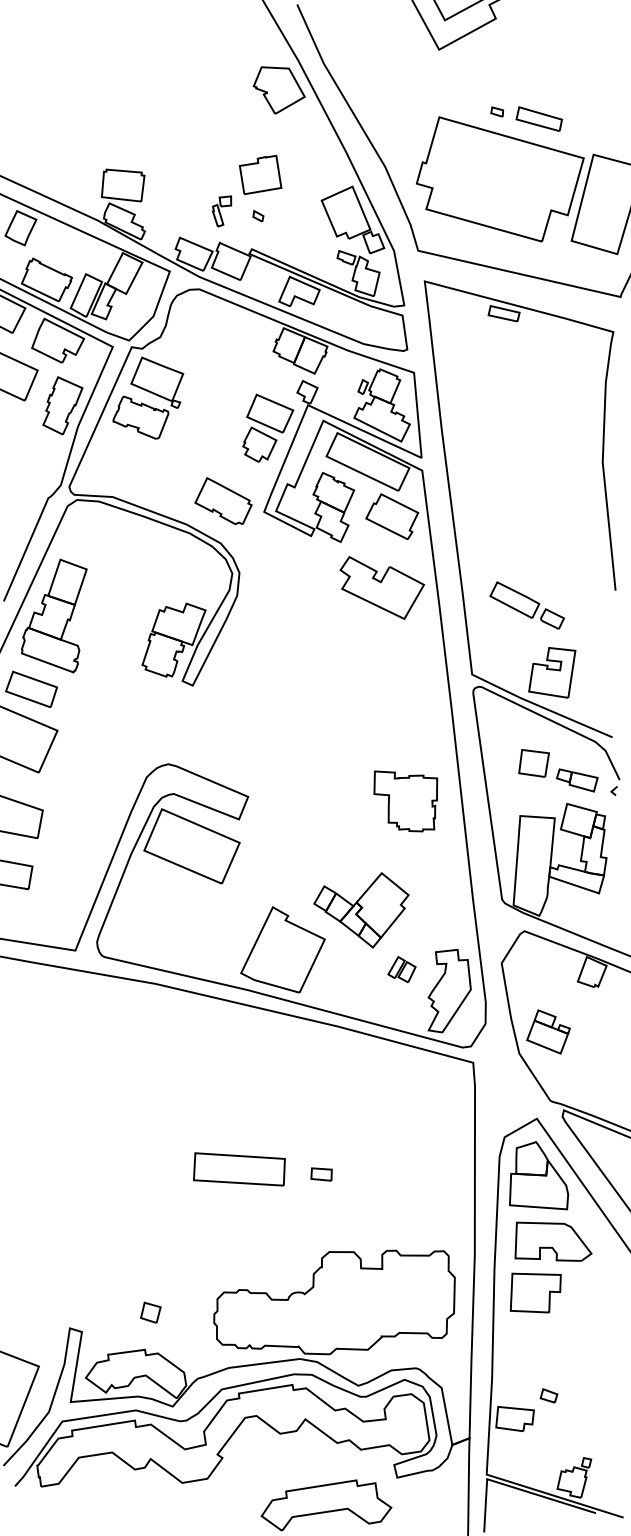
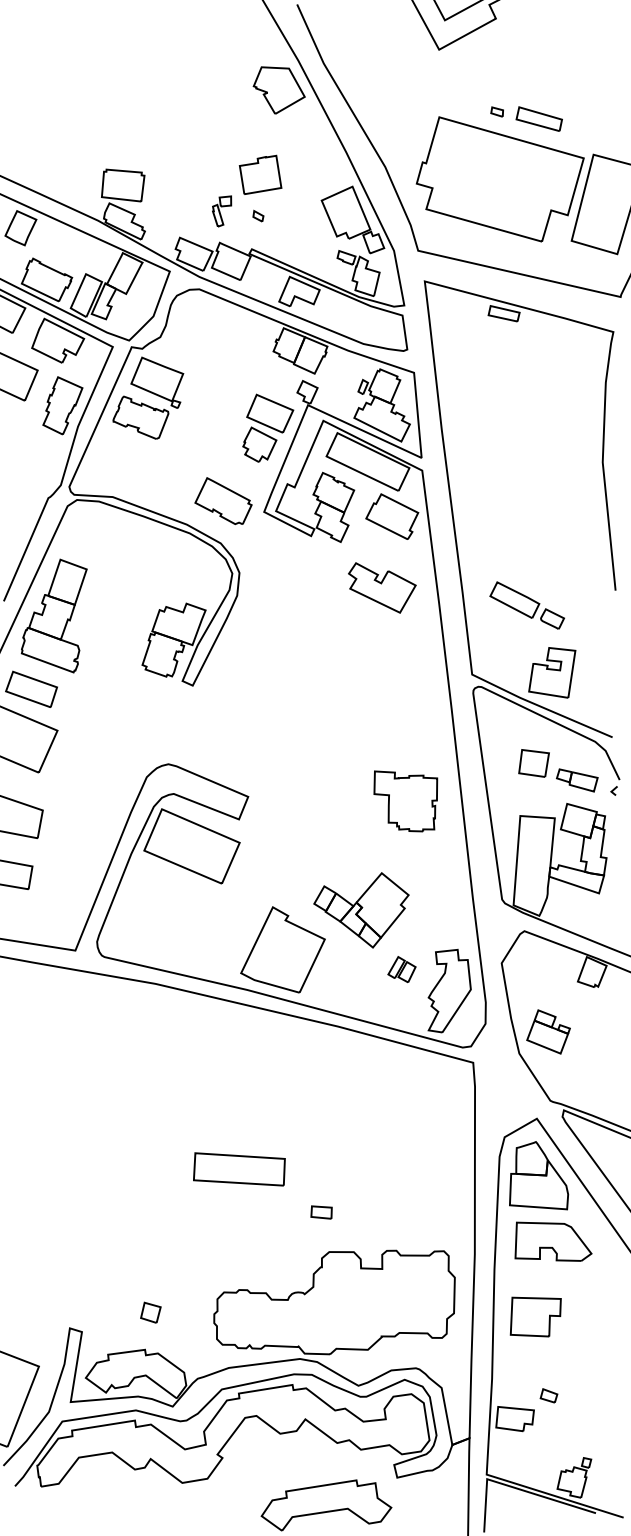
part size: 87x64 px -> 69x52 px (382, 587)
part position: (321, 1174) -> (321, 1212) (321, 1212)
part position: (535, 1292) -> (535, 1316) (535, 1316)
